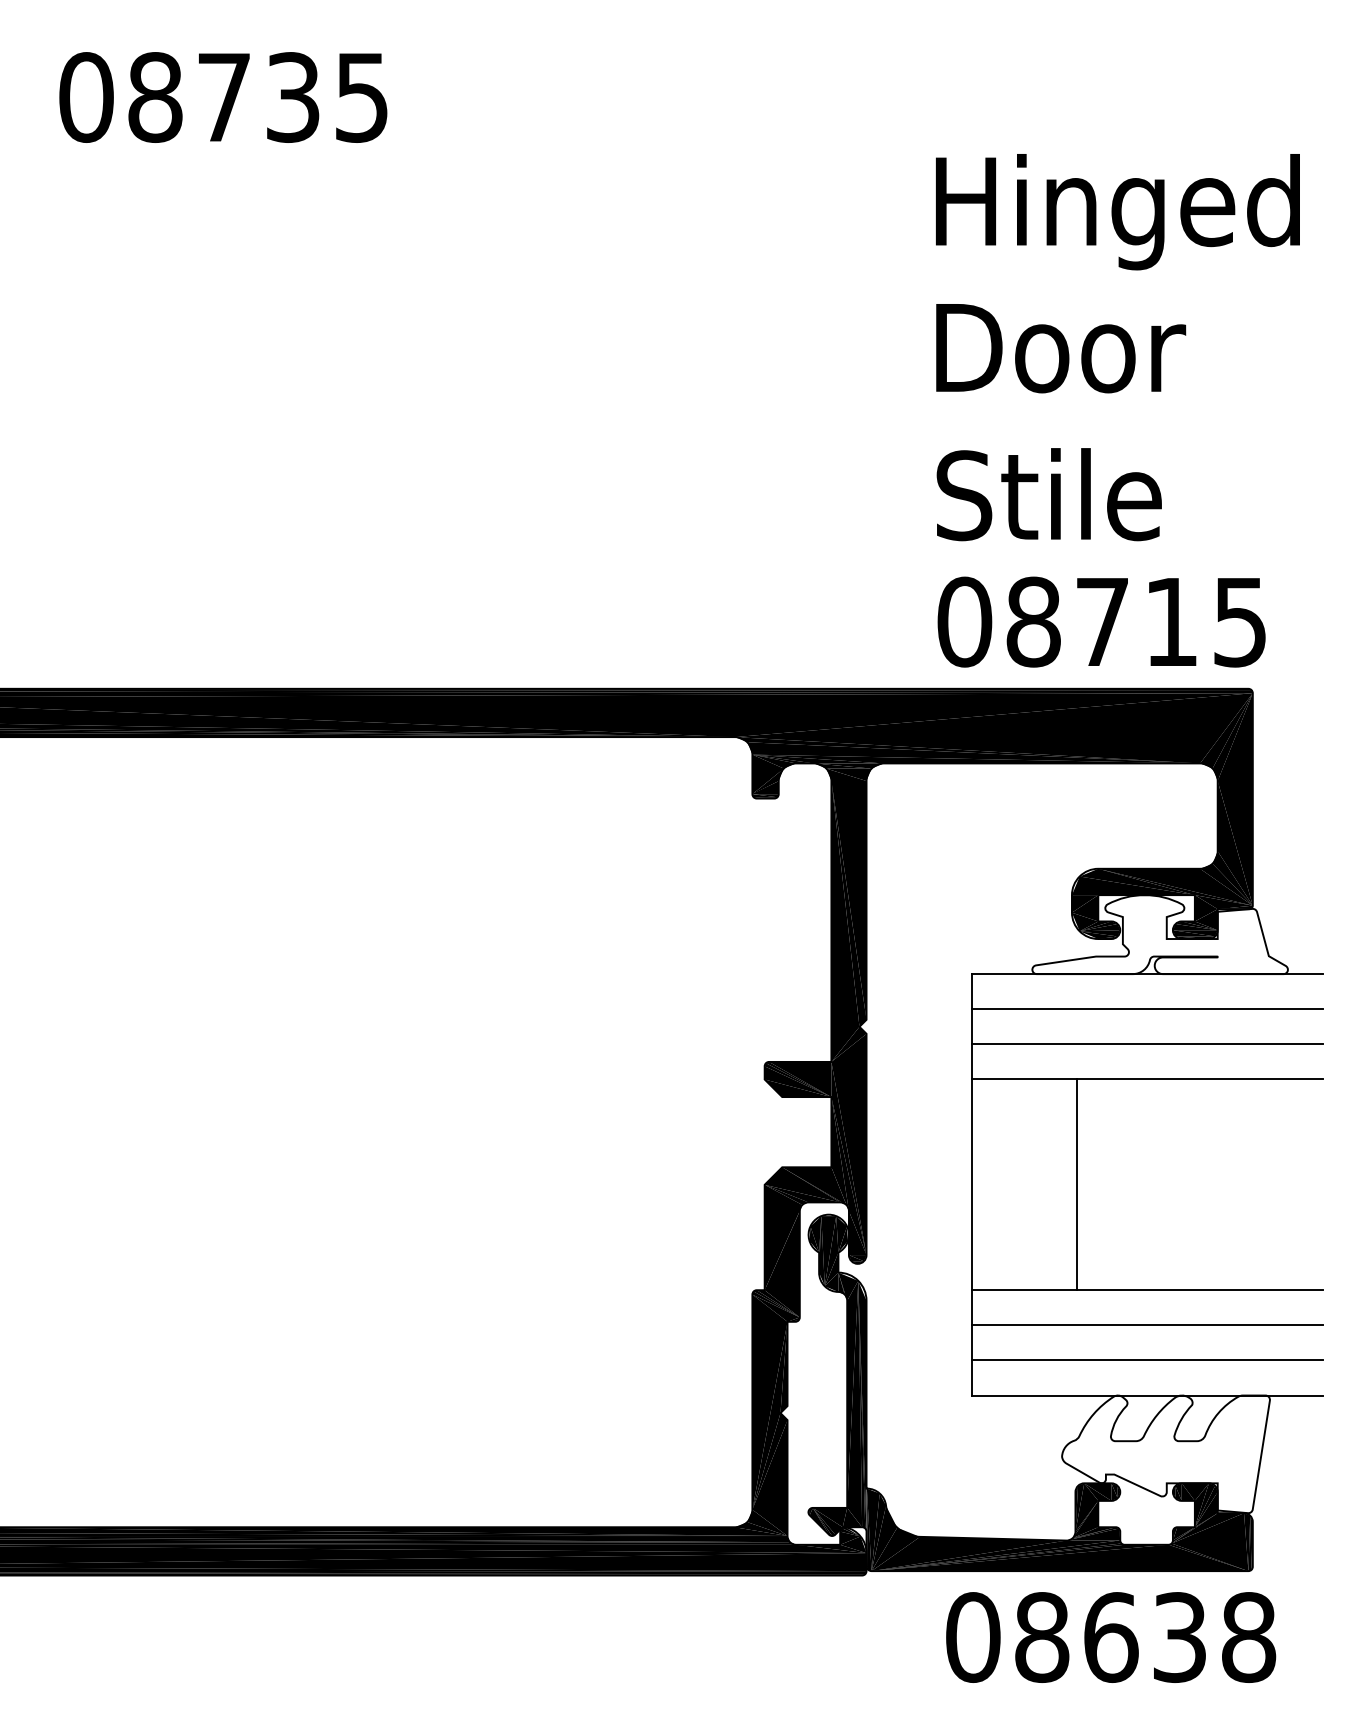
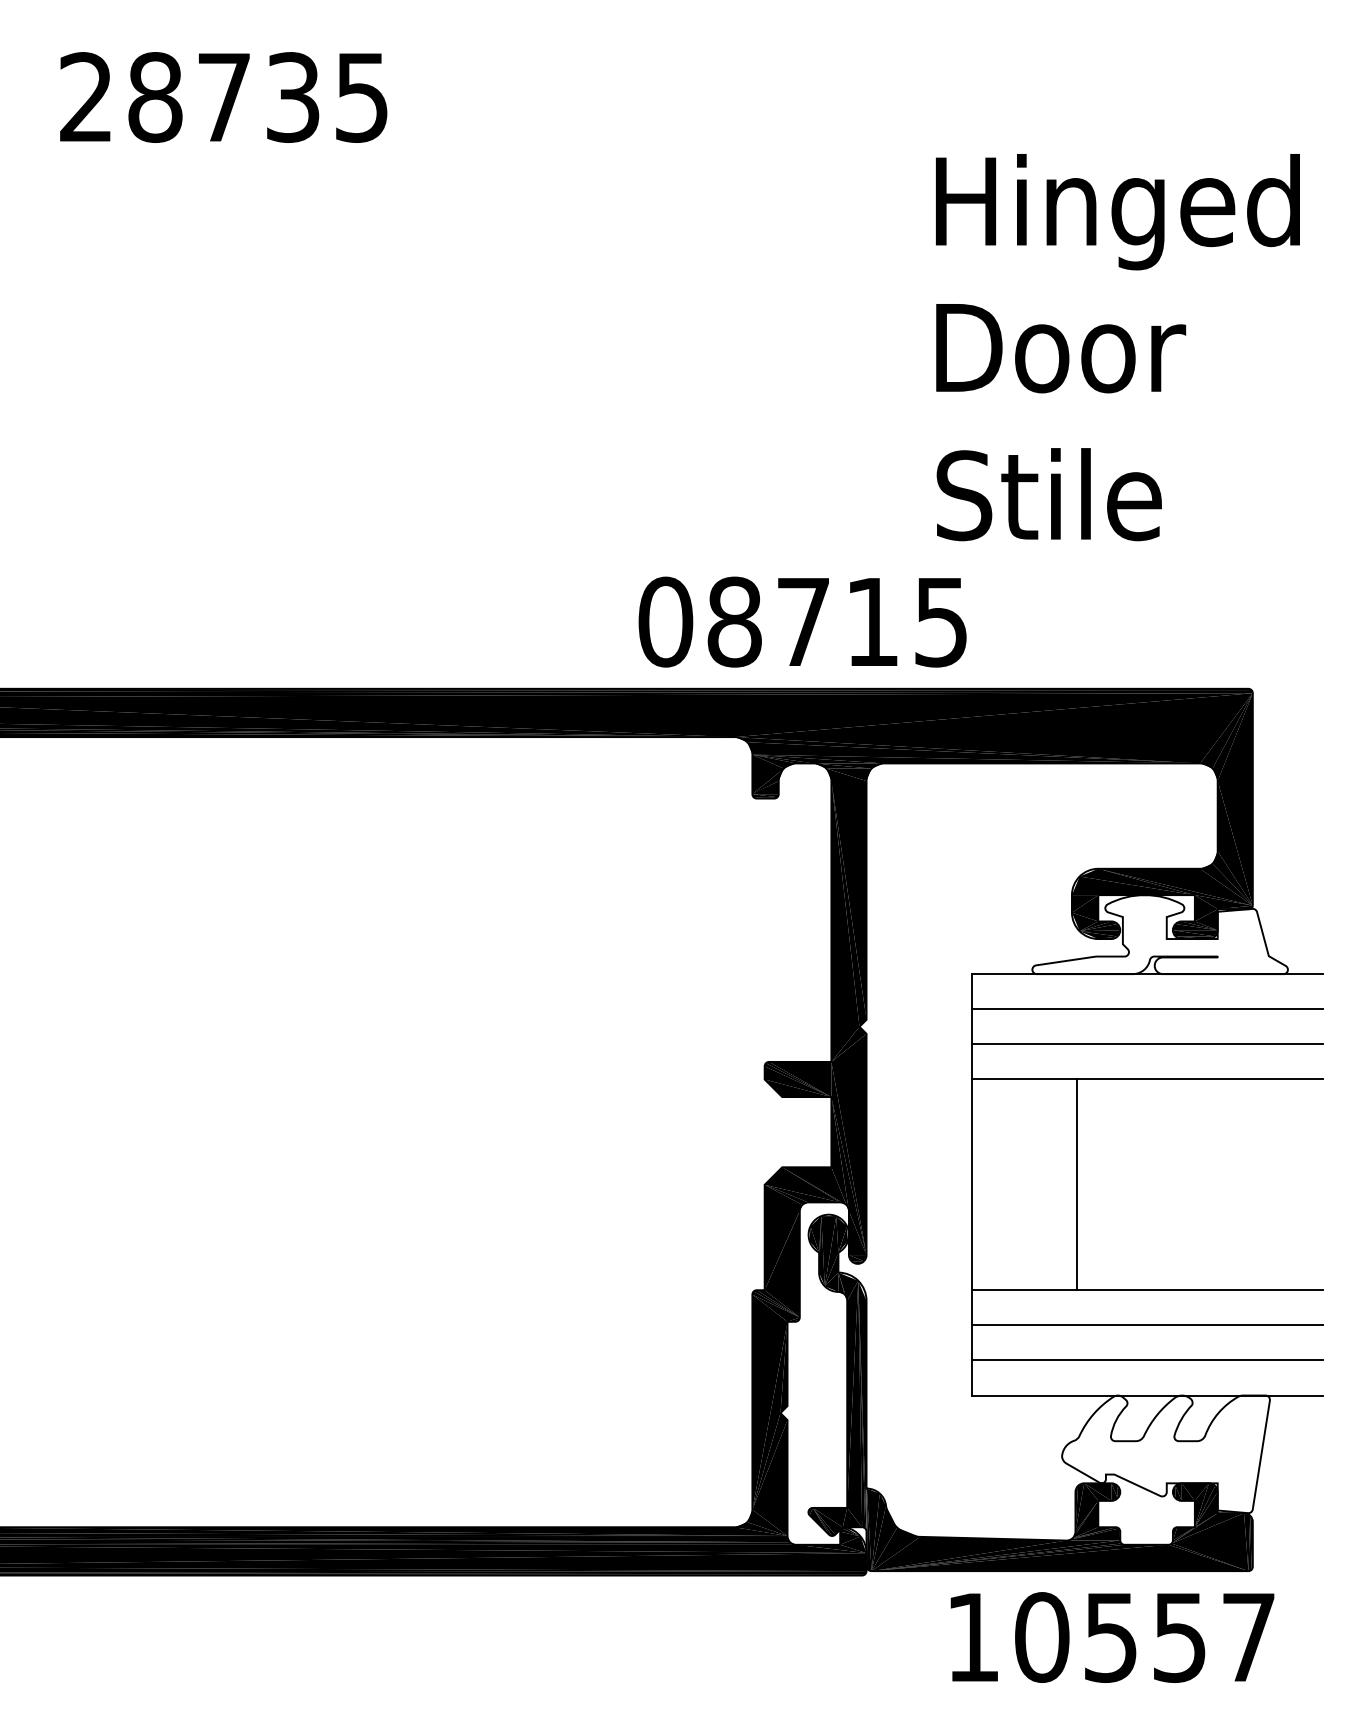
text: 08735 -> 28735 (86, 97)
text position: (1101, 621) -> (802, 621) (802, 621)
text: 08638 -> 10557 (1111, 1637)
